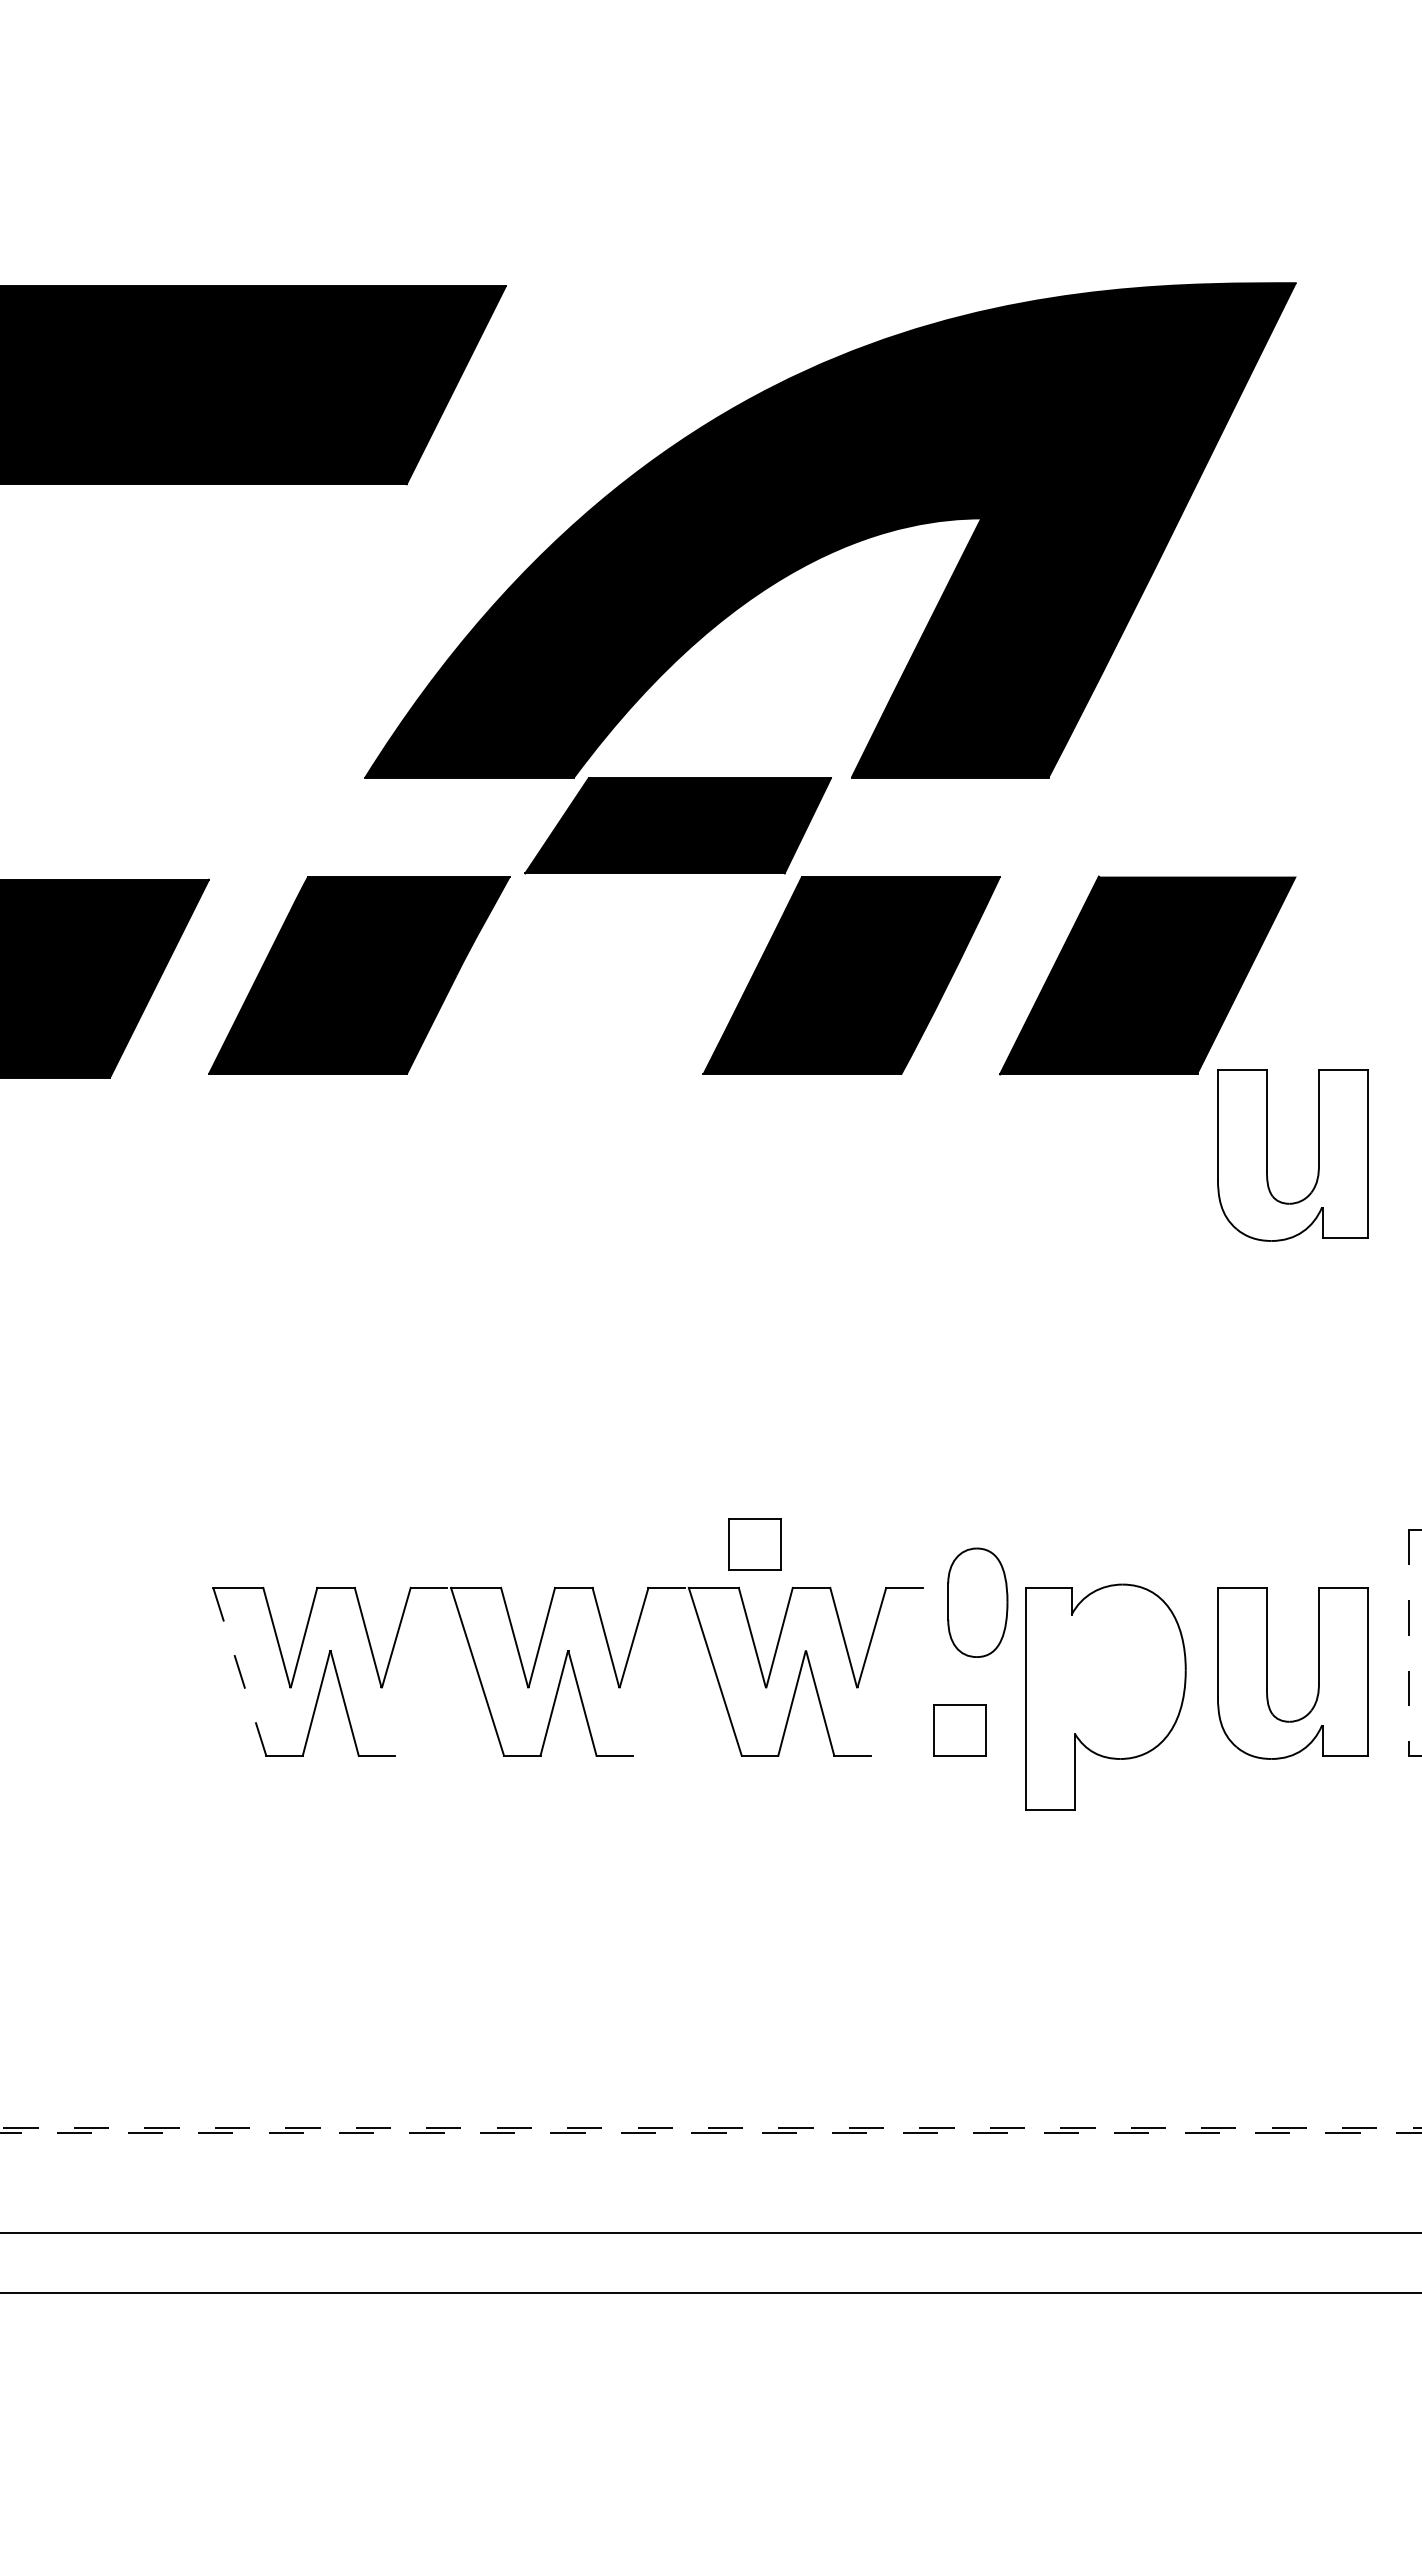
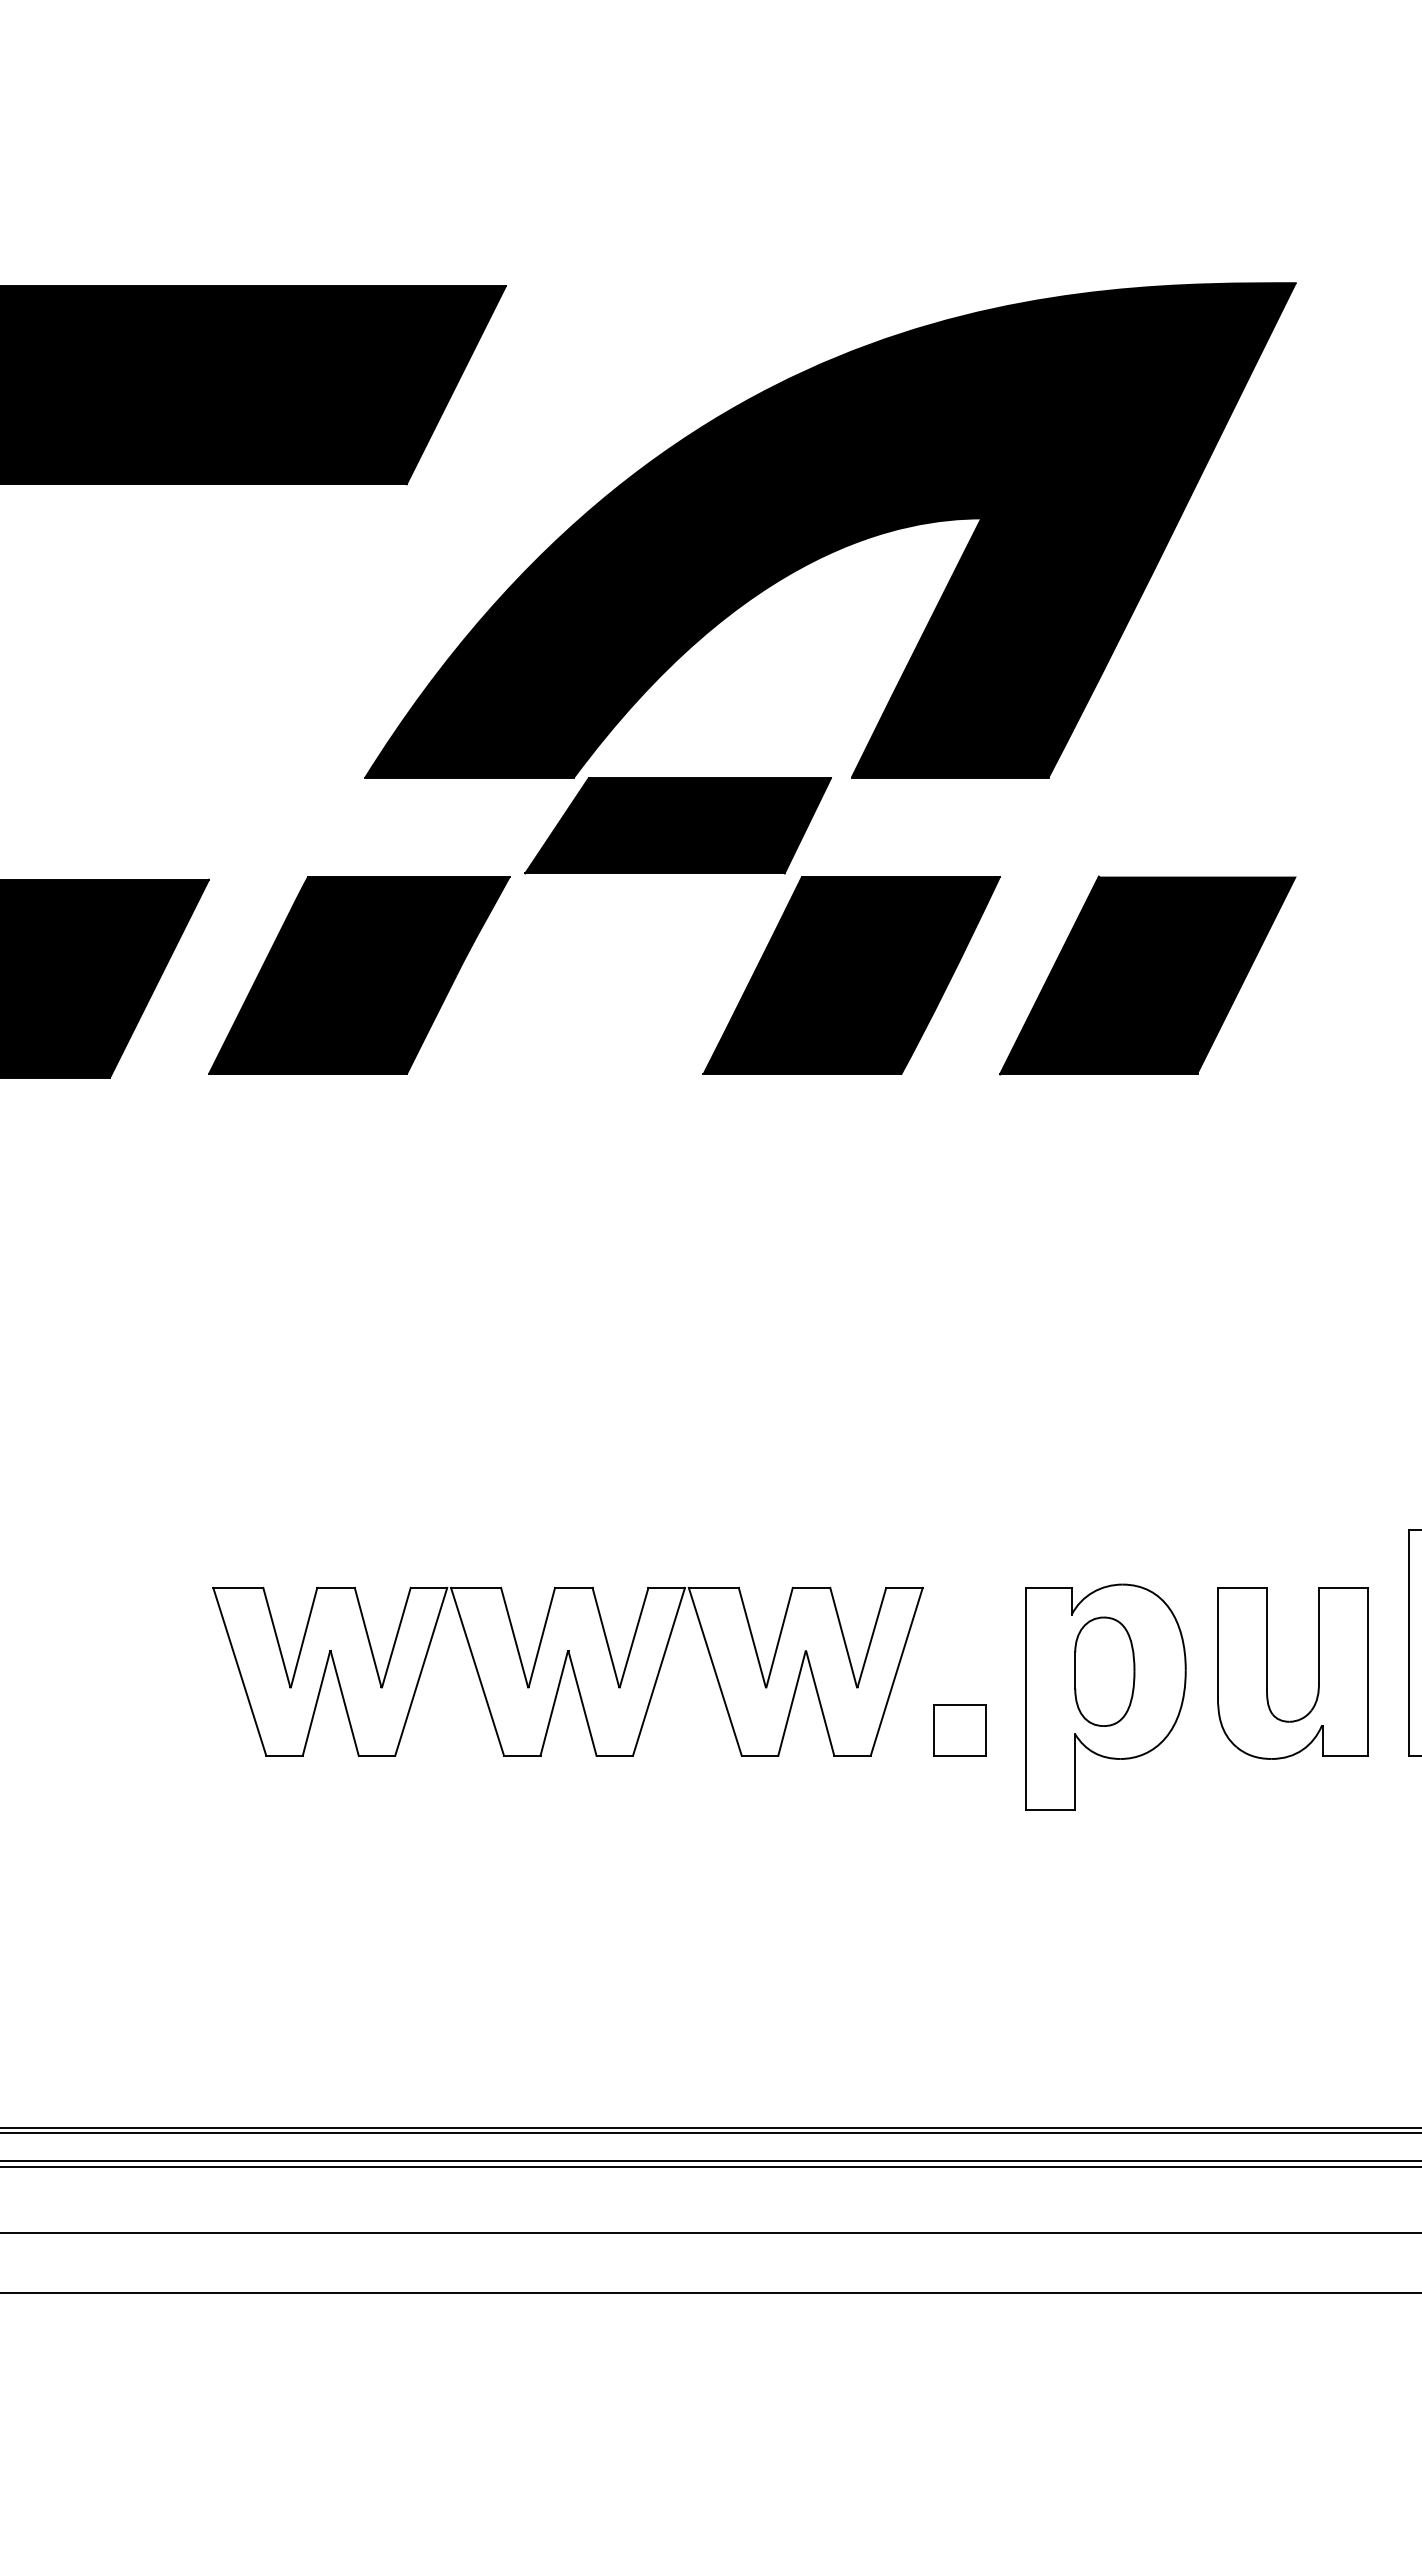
part: present -> none (1267, 1155)
part: present -> none (754, 1544)
part position: (977, 1602) -> (1104, 1671) (1104, 1671)
line: dashed -> solid (1409, 1642)
line: dashed -> solid (239, 1671)
line: none -> present (421, 1671)
line: none -> present (658, 1671)
line: none -> present (896, 1671)
line: dashed -> solid (710, 2127)
line: dashed -> solid (710, 2133)
line: none -> present (710, 2160)
line: none -> present (710, 2166)
